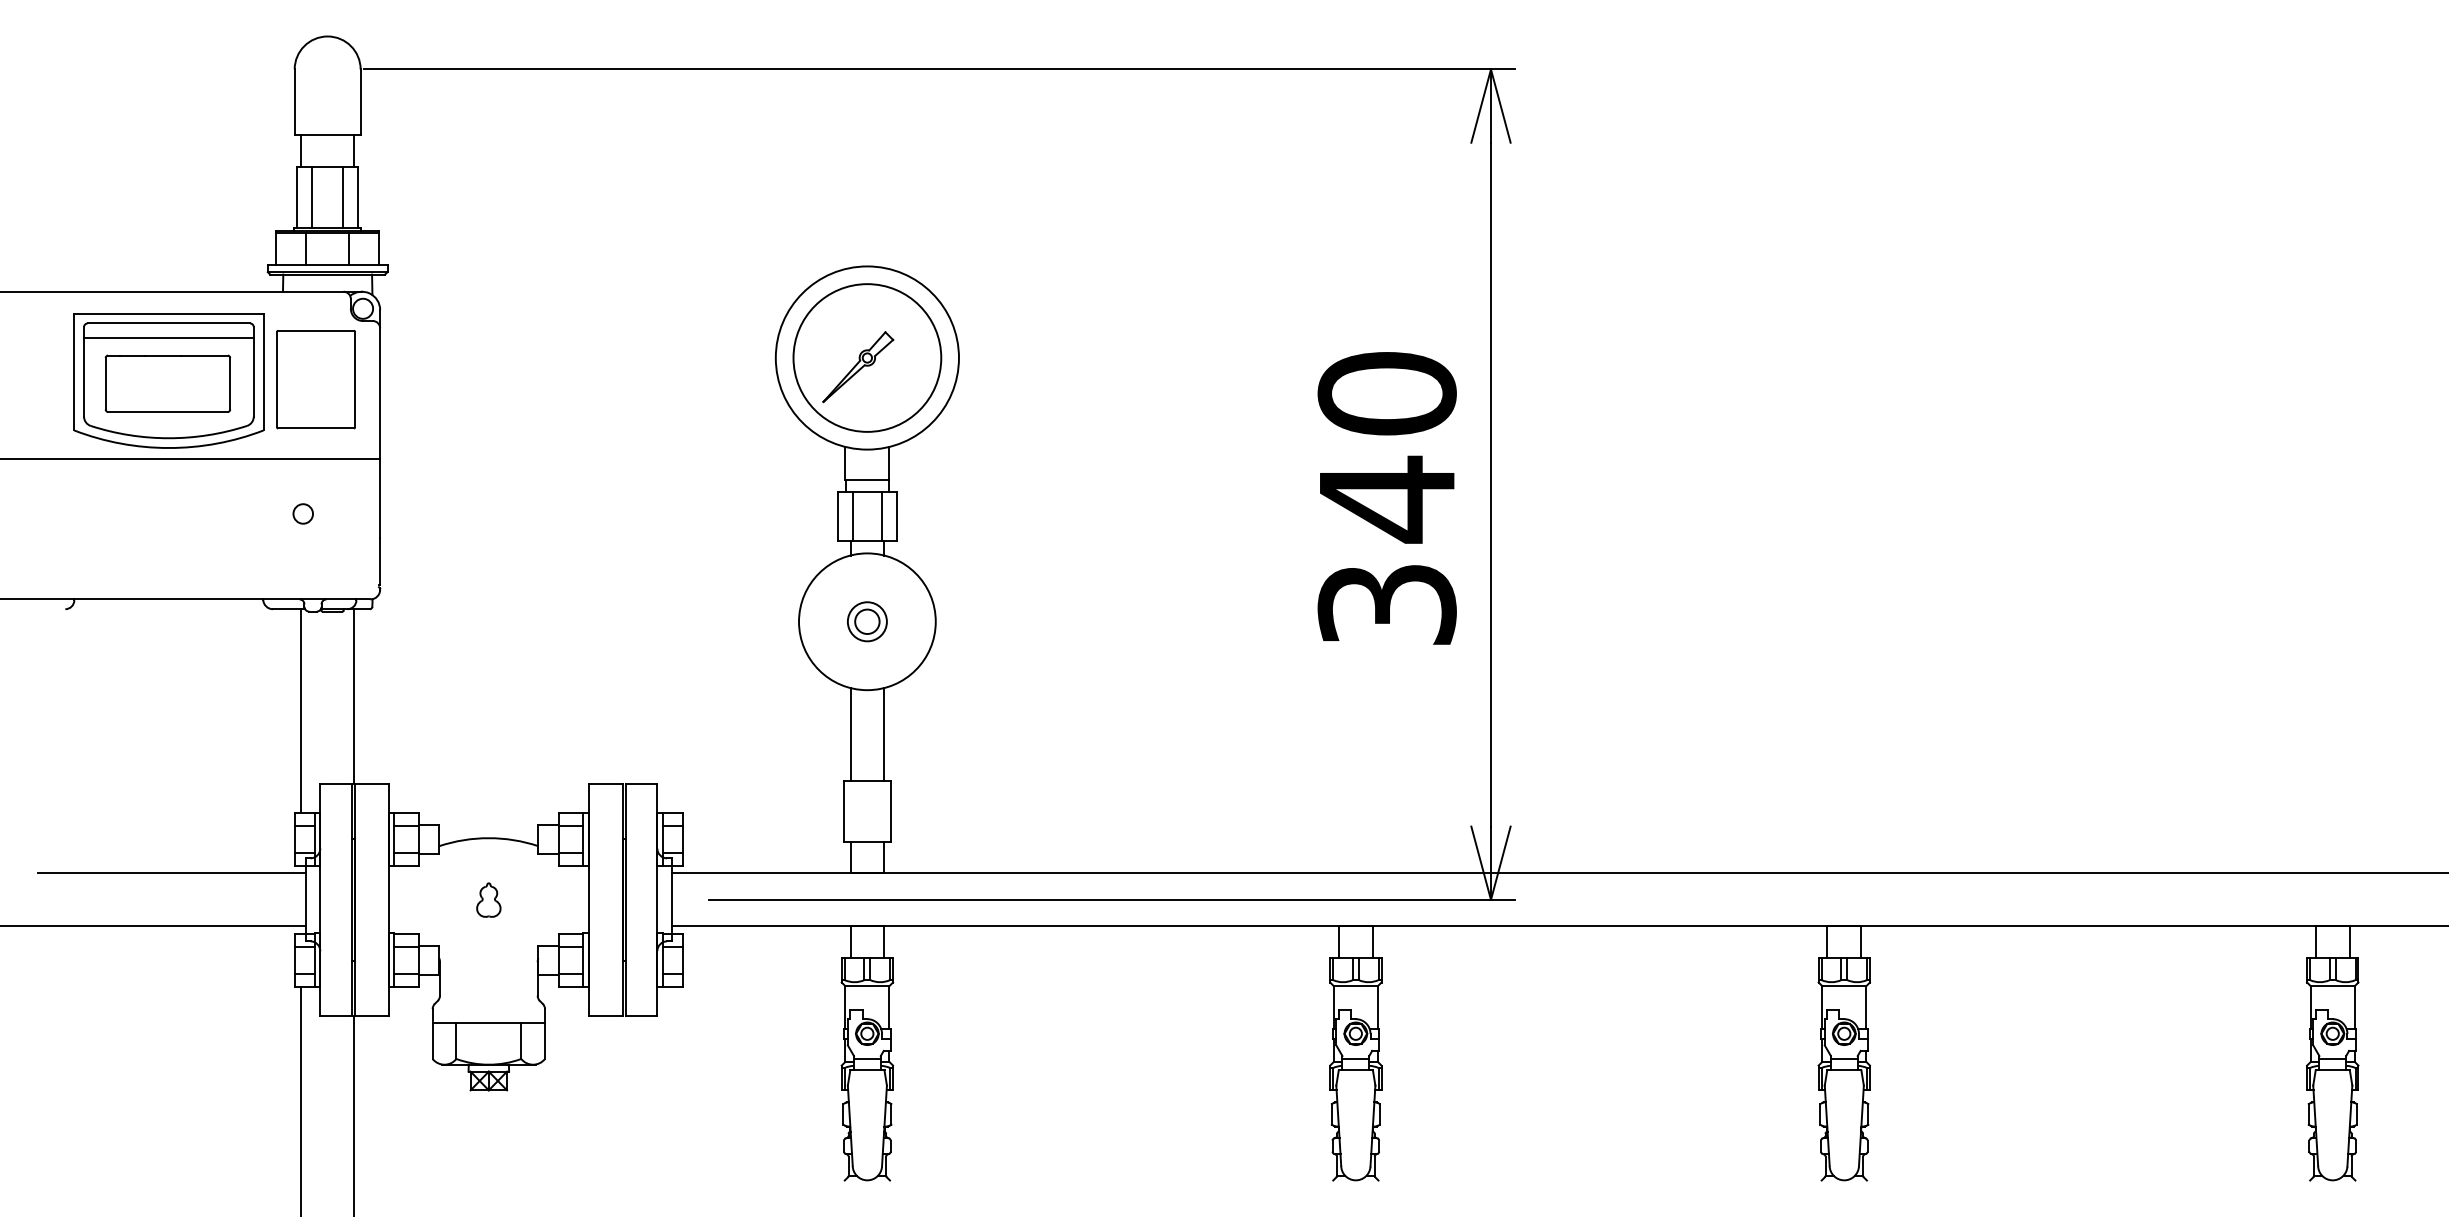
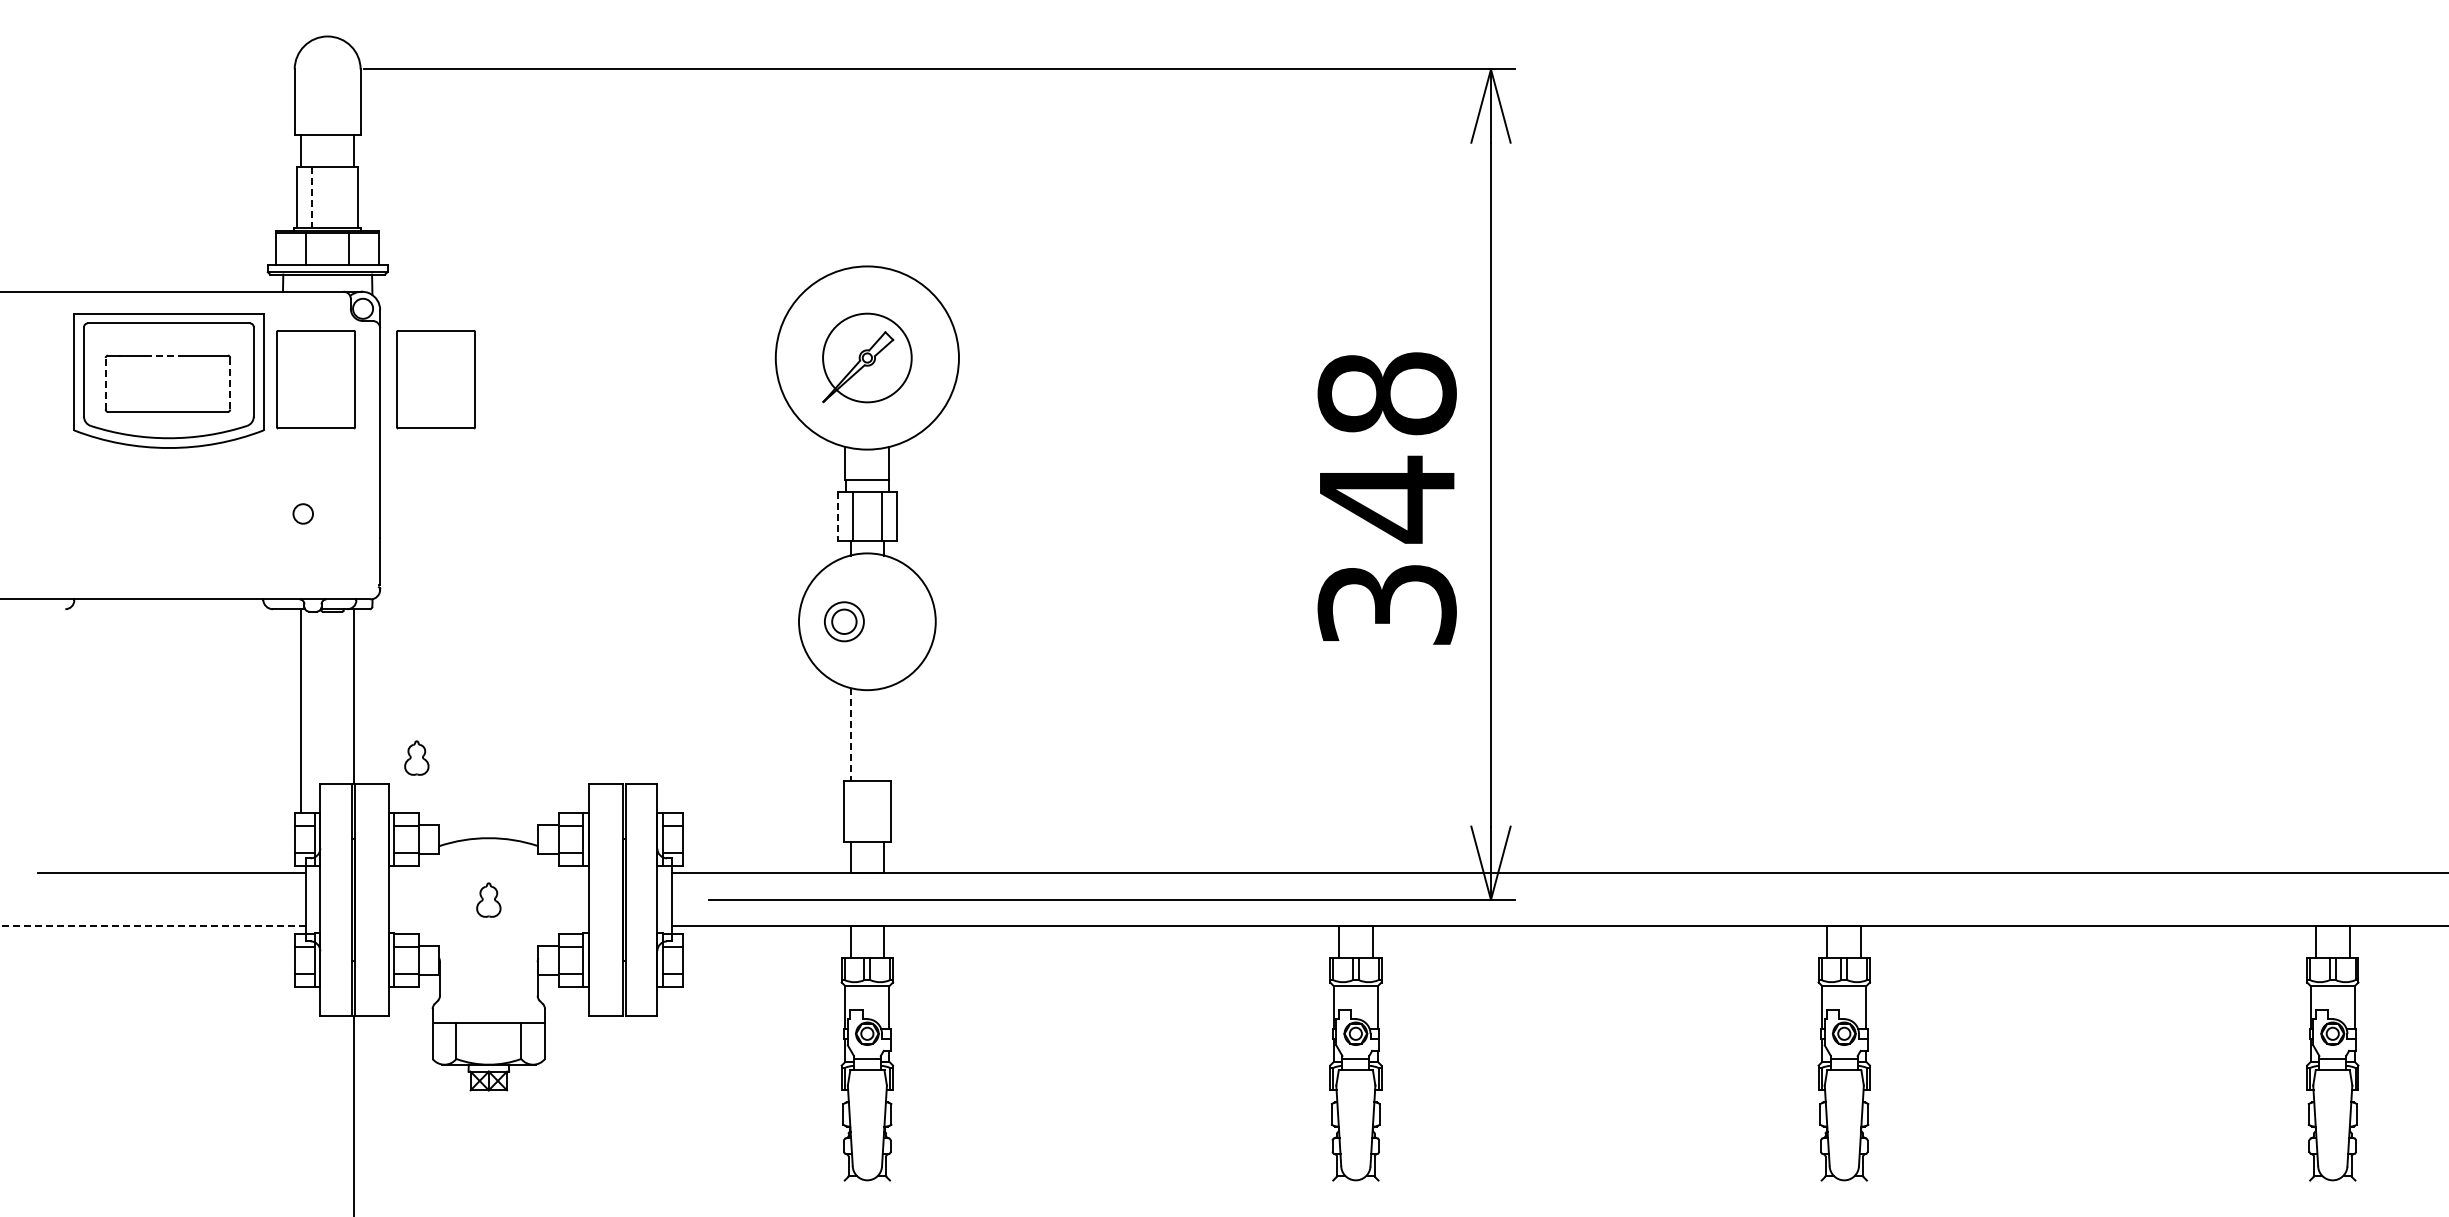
line: solid -> dashed (312, 197)
line: present -> none (342, 197)
line: present -> none (168, 337)
line: solid -> dashed (163, 355)
circle diameter: 148 px -> 89 px (867, 357)
part: none -> present (435, 379)
line: solid -> dashed (105, 383)
line: solid -> dashed (230, 383)
text: 340 -> 348 (1386, 393)
line: present -> none (191, 459)
line: solid -> dashed (837, 517)
part position: (867, 621) -> (844, 621) (844, 621)
line: solid -> dashed (850, 734)
line: present -> none (884, 734)
part: none -> present (416, 757)
line: solid -> dashed (152, 926)
line: present -> none (301, 1099)
